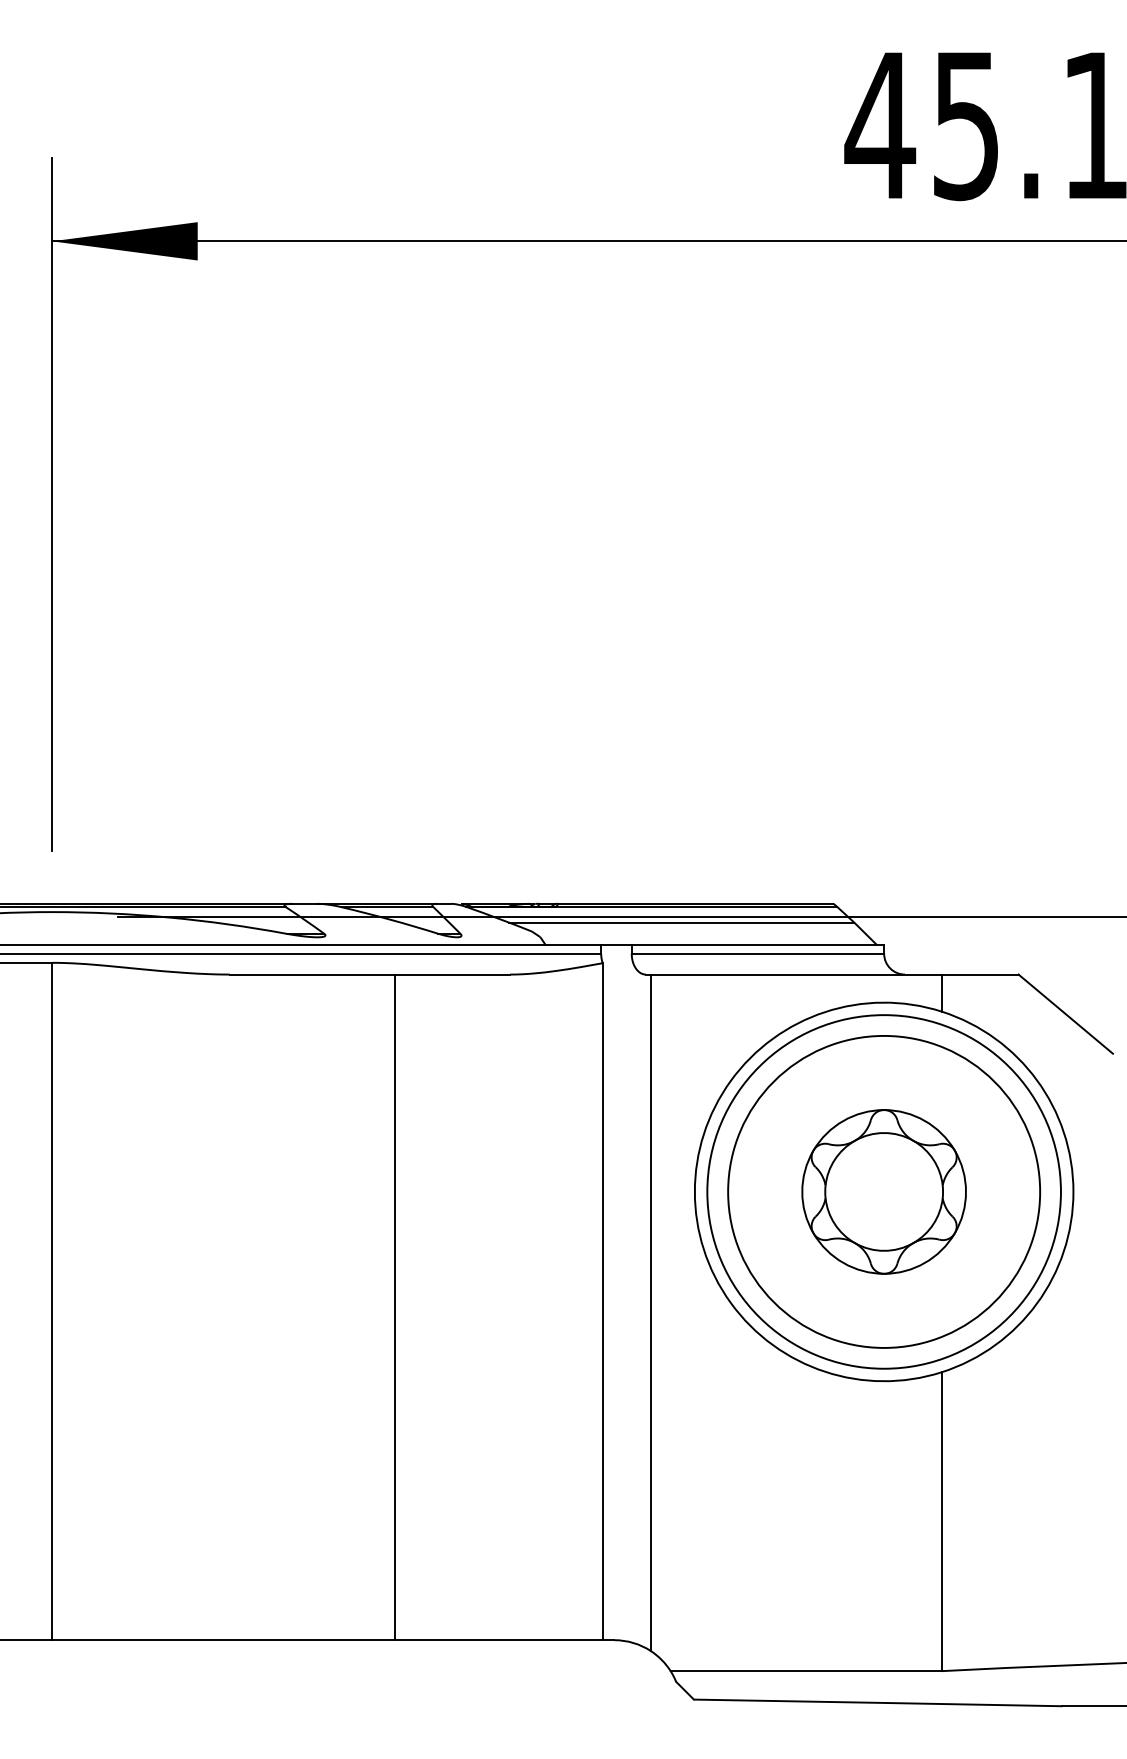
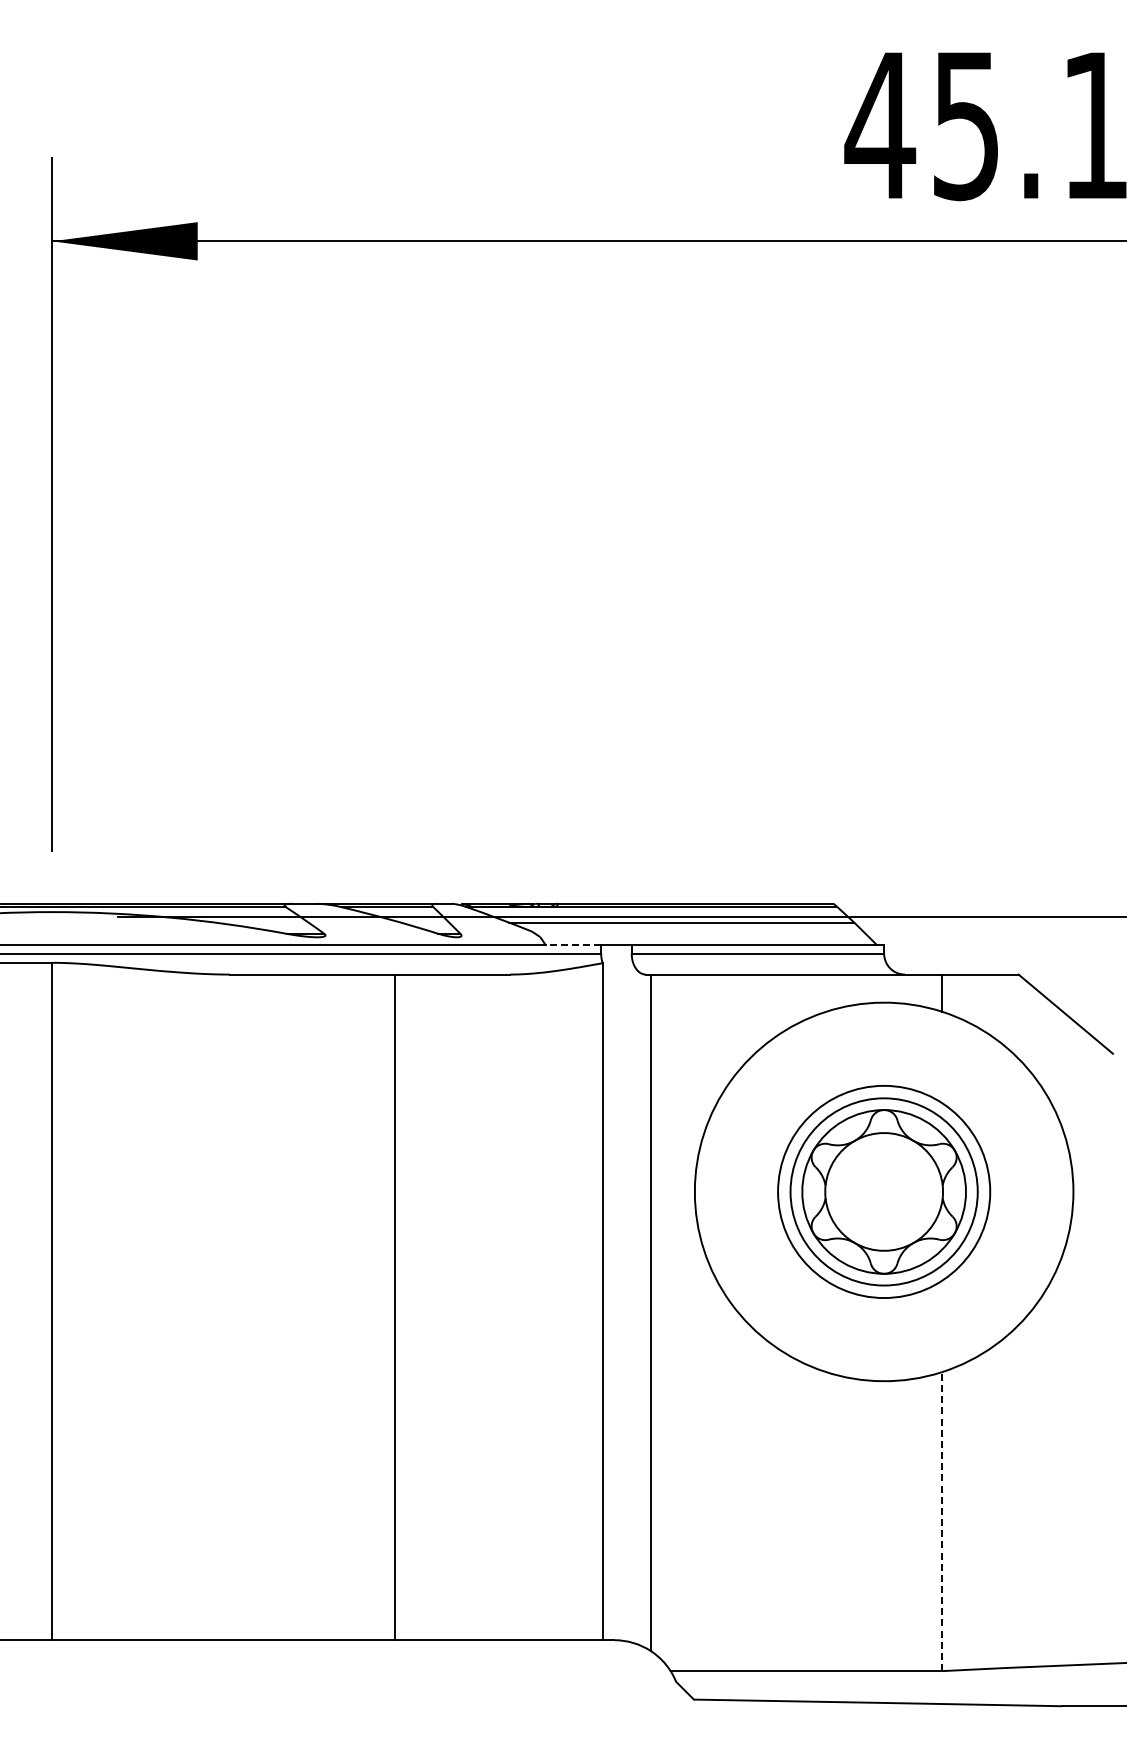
line: solid -> dashed (573, 945)
circle diameter: 354 px -> 212 px (884, 1191)
circle diameter: 312 px -> 187 px (883, 1191)
line: solid -> dashed (941, 1521)
